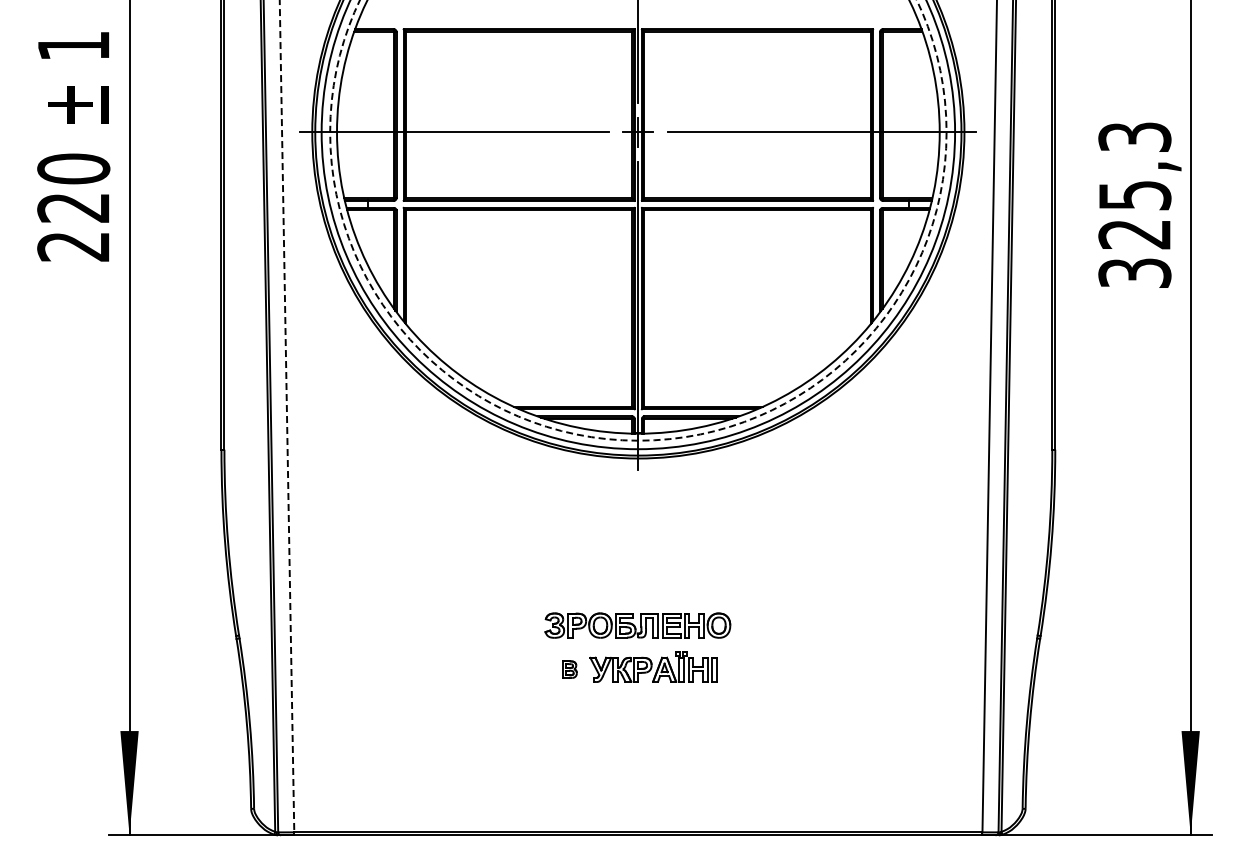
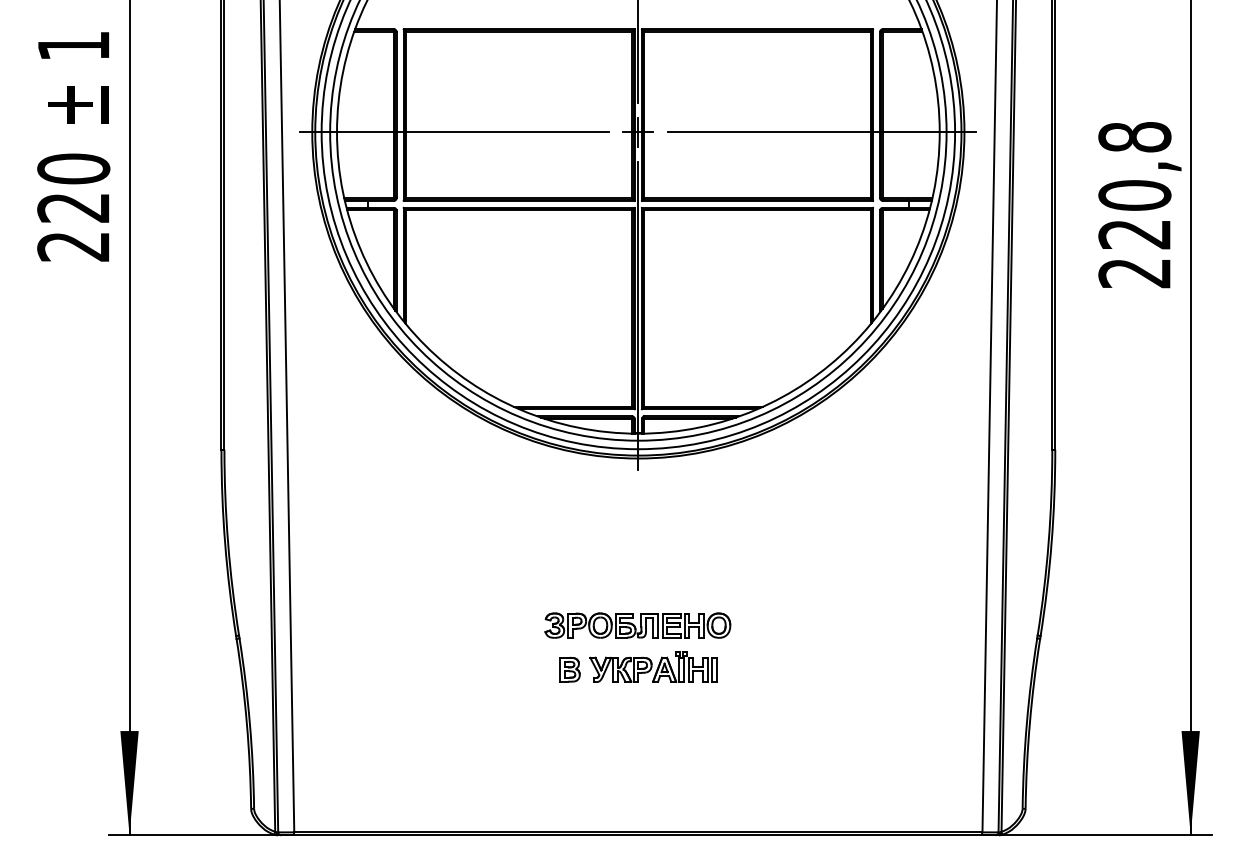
text: 325,3 -> 220,8 (1134, 205)
circle: dashed -> solid (638, 220)
line: dashed -> solid (287, 416)
part size: 16x19 px -> 22x27 px (569, 669)
